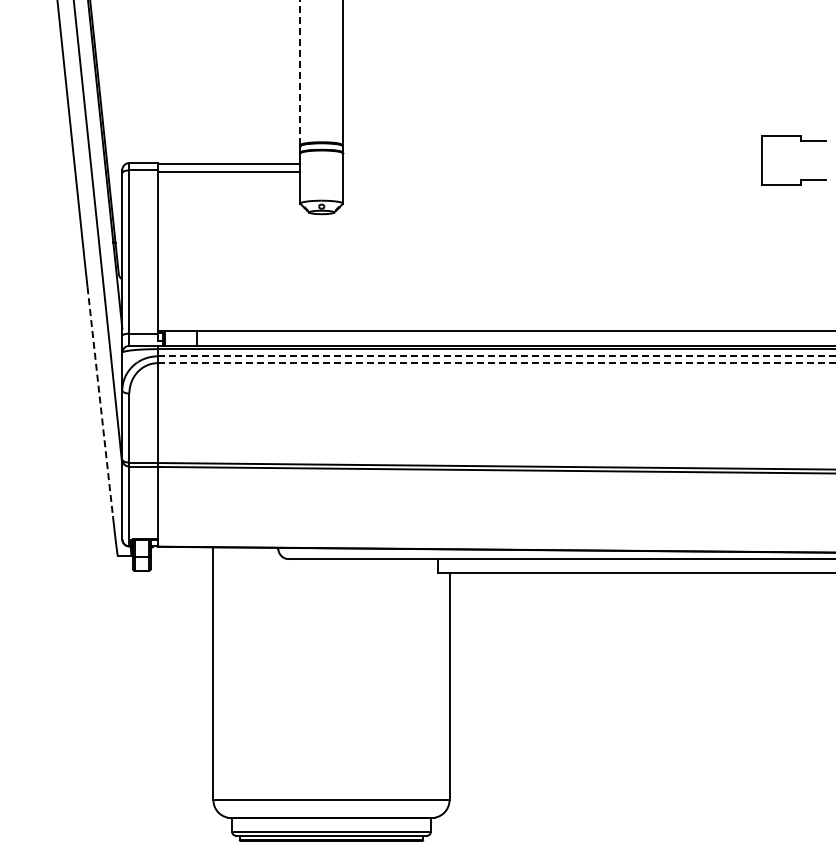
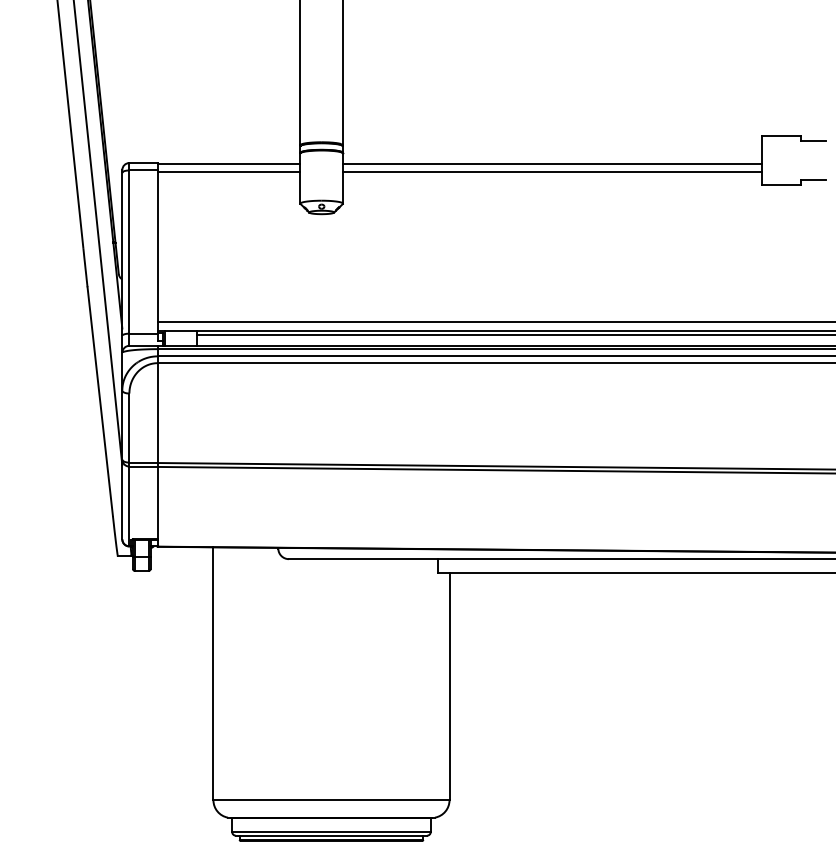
line: dashed -> solid (300, 73)
line: none -> present (552, 164)
line: none -> present (552, 171)
line: none -> present (494, 321)
line: none -> present (514, 334)
line: dashed -> solid (496, 356)
line: dashed -> solid (496, 363)
line: dashed -> solid (100, 402)
